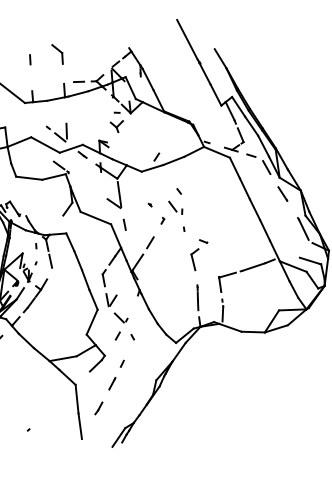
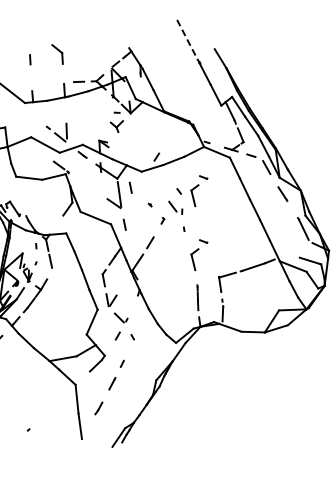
line: solid -> dashed (187, 40)
line: none -> present (130, 187)
part: none -> present (199, 191)
